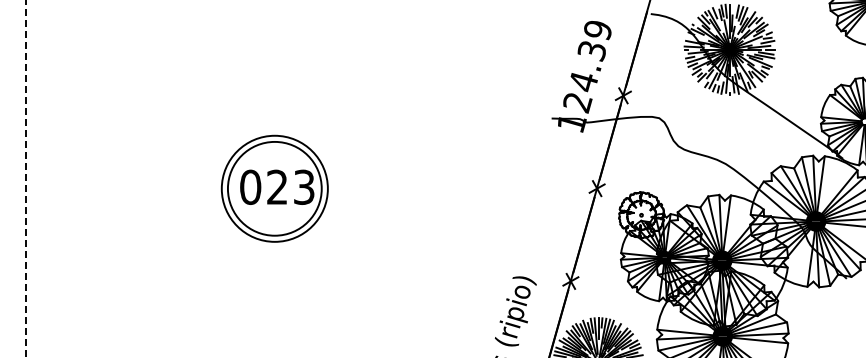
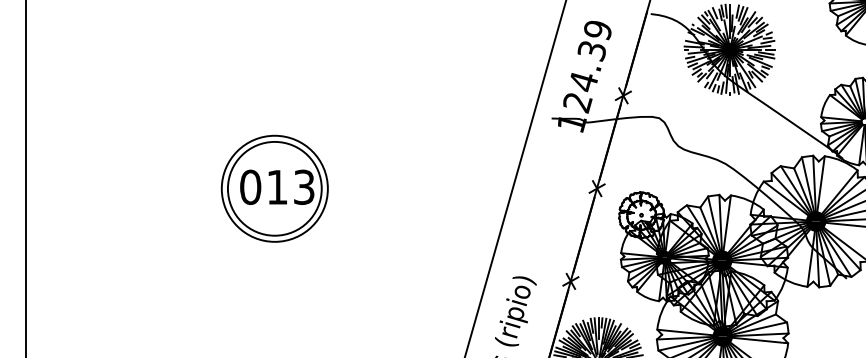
line: none -> present (515, 178)
line: dashed -> solid (25, 179)
text: 023 -> 013 (276, 186)
